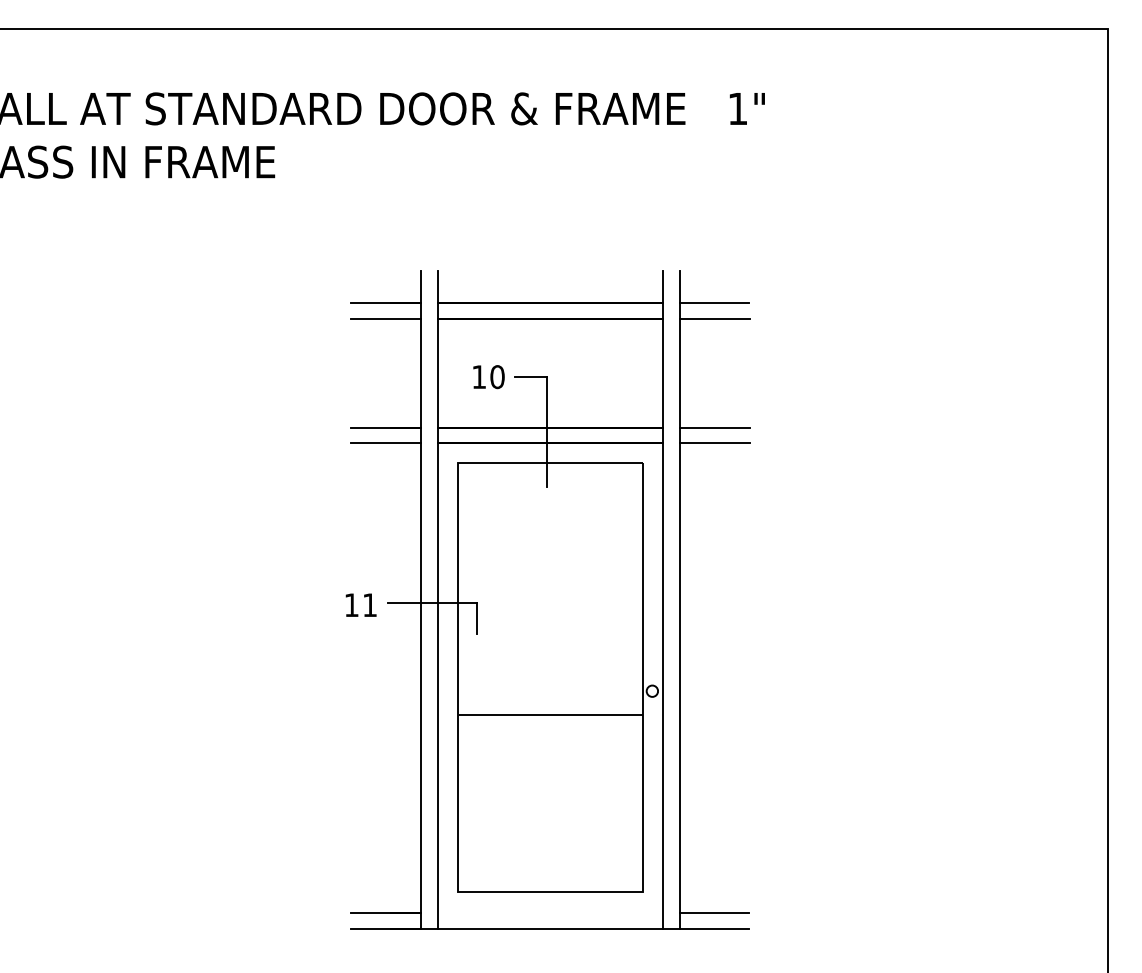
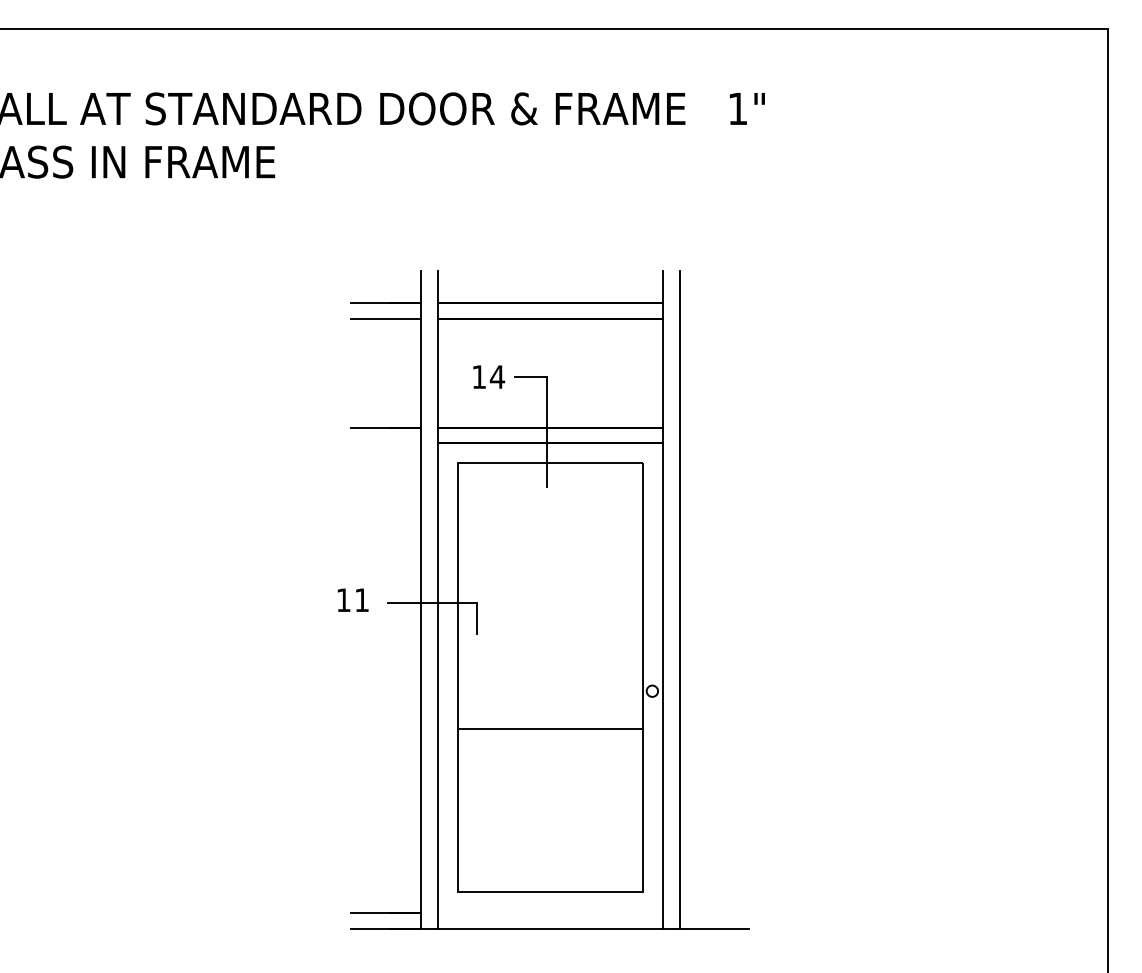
line: present -> none (713, 303)
line: present -> none (715, 319)
text: 10 -> 14 (497, 377)
line: present -> none (715, 427)
line: present -> none (386, 443)
line: present -> none (715, 443)
text position: (360, 604) -> (352, 599) (352, 599)
line position: (550, 714) -> (550, 728) (550, 728)
line: present -> none (713, 912)
